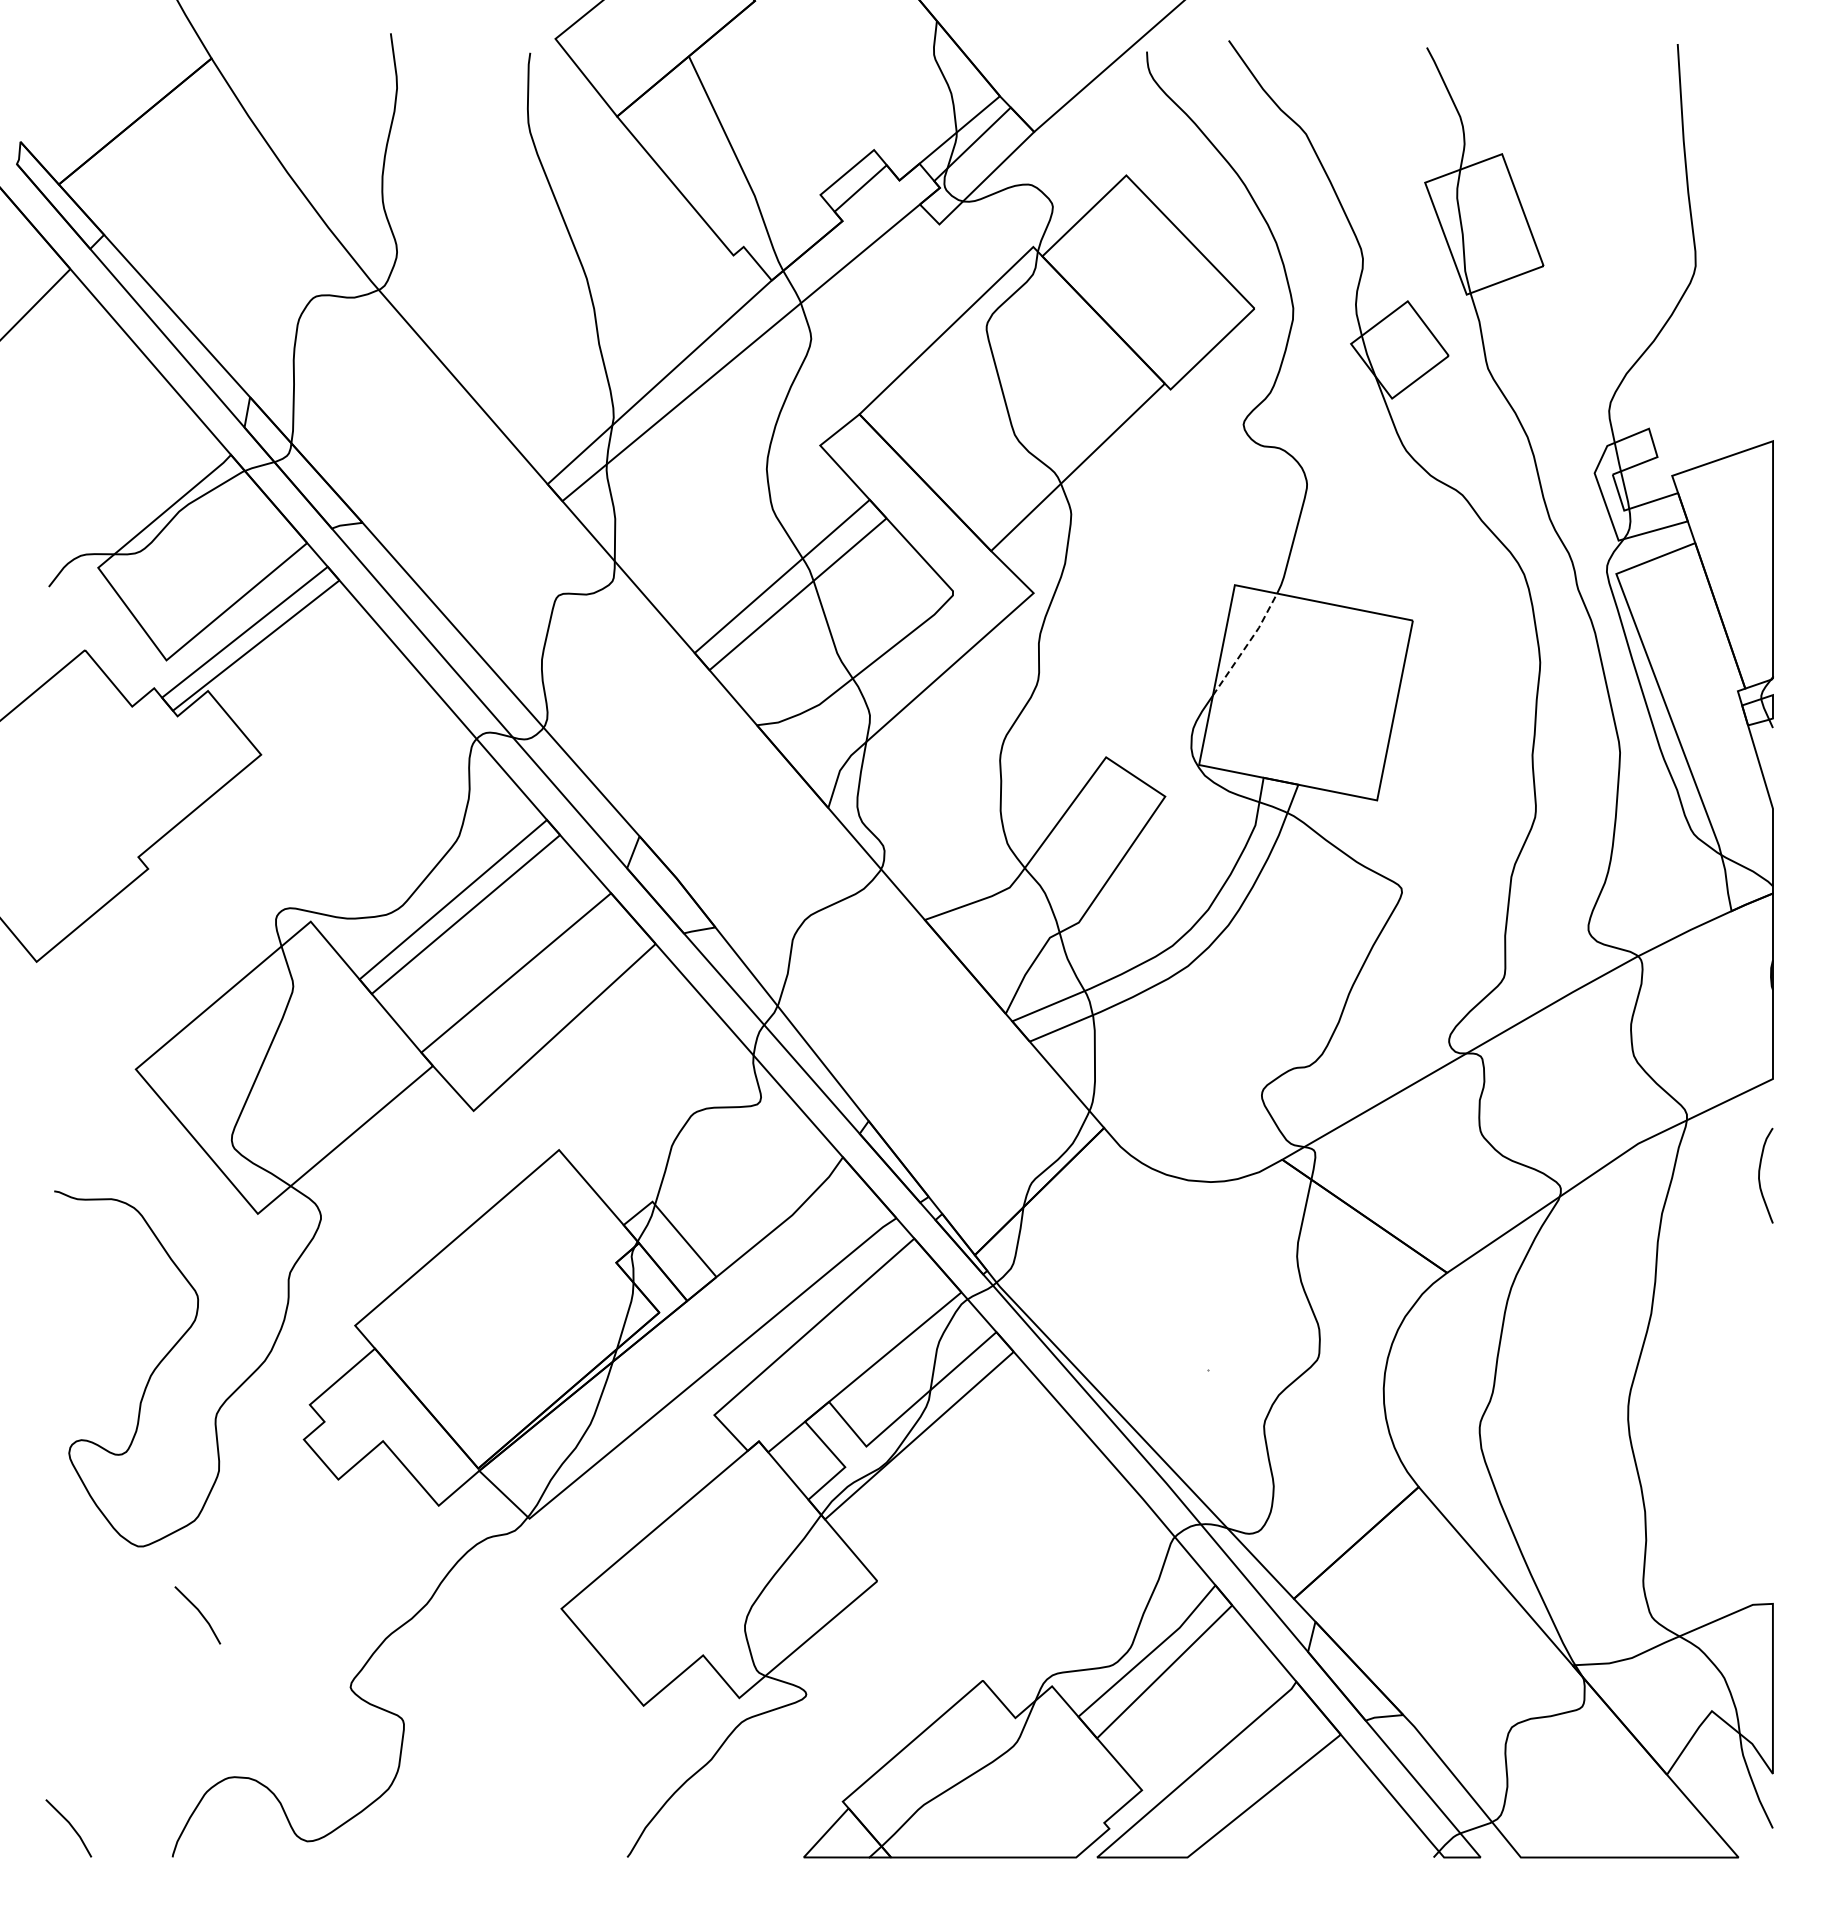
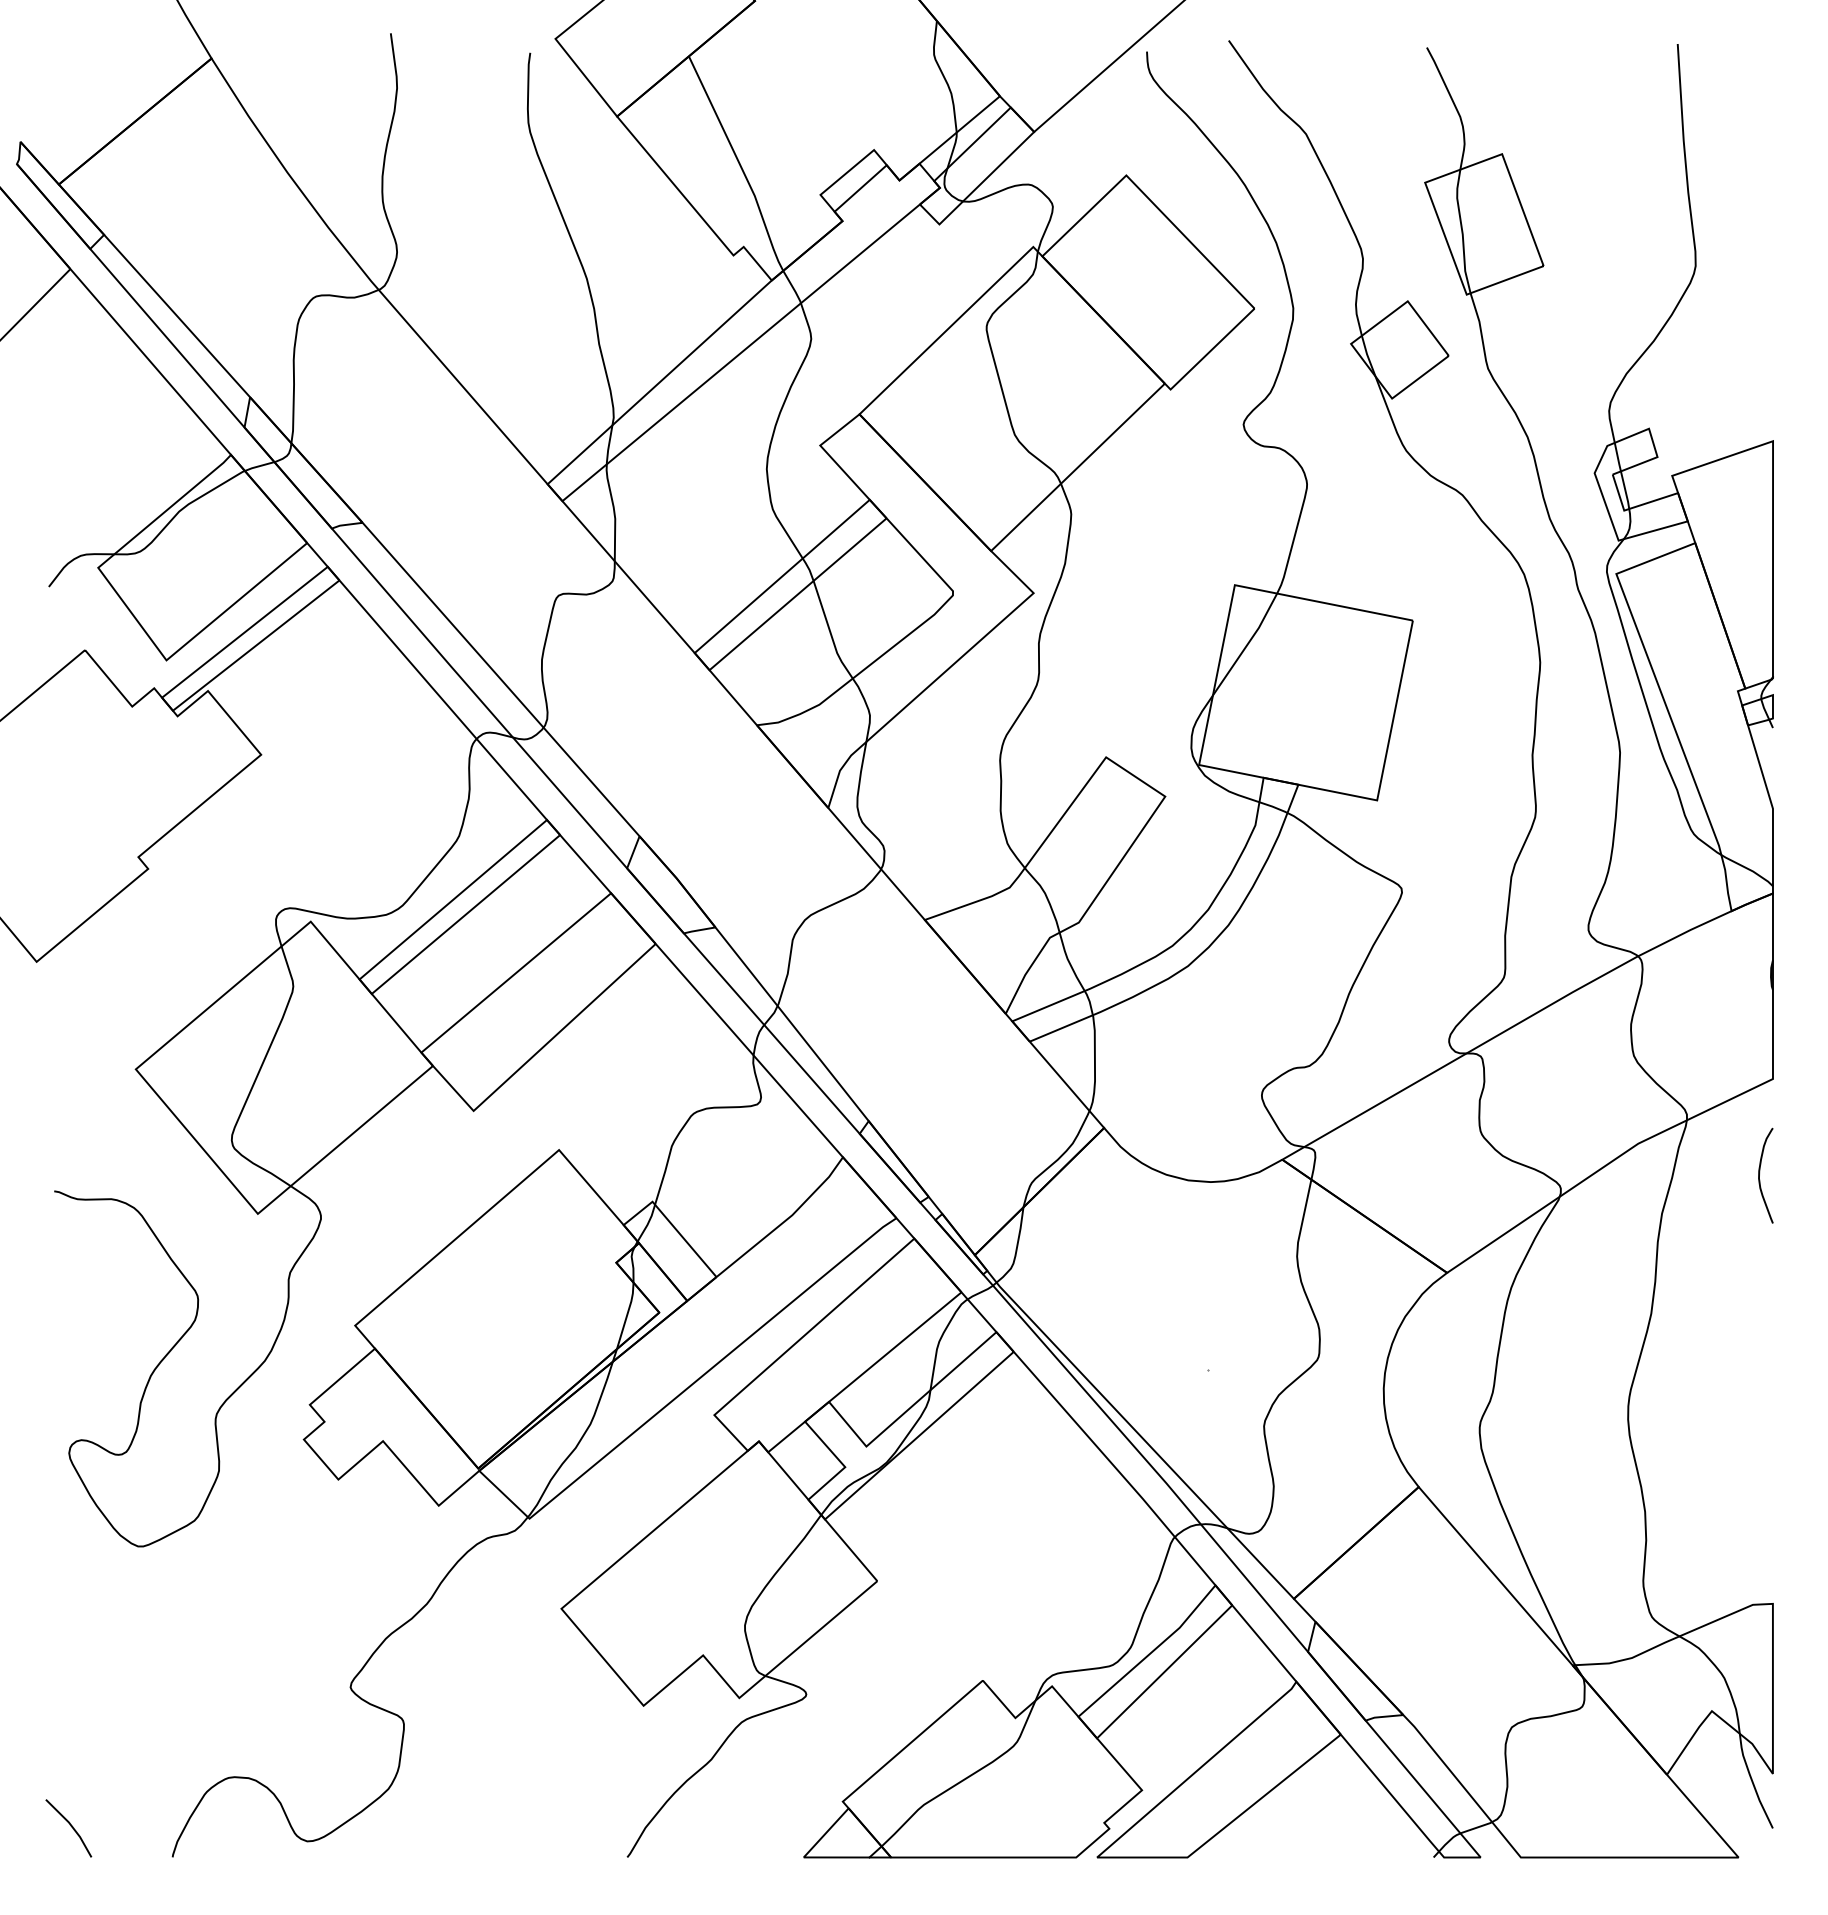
line: dashed -> solid (1247, 645)
line: present -> none (199, 1613)
